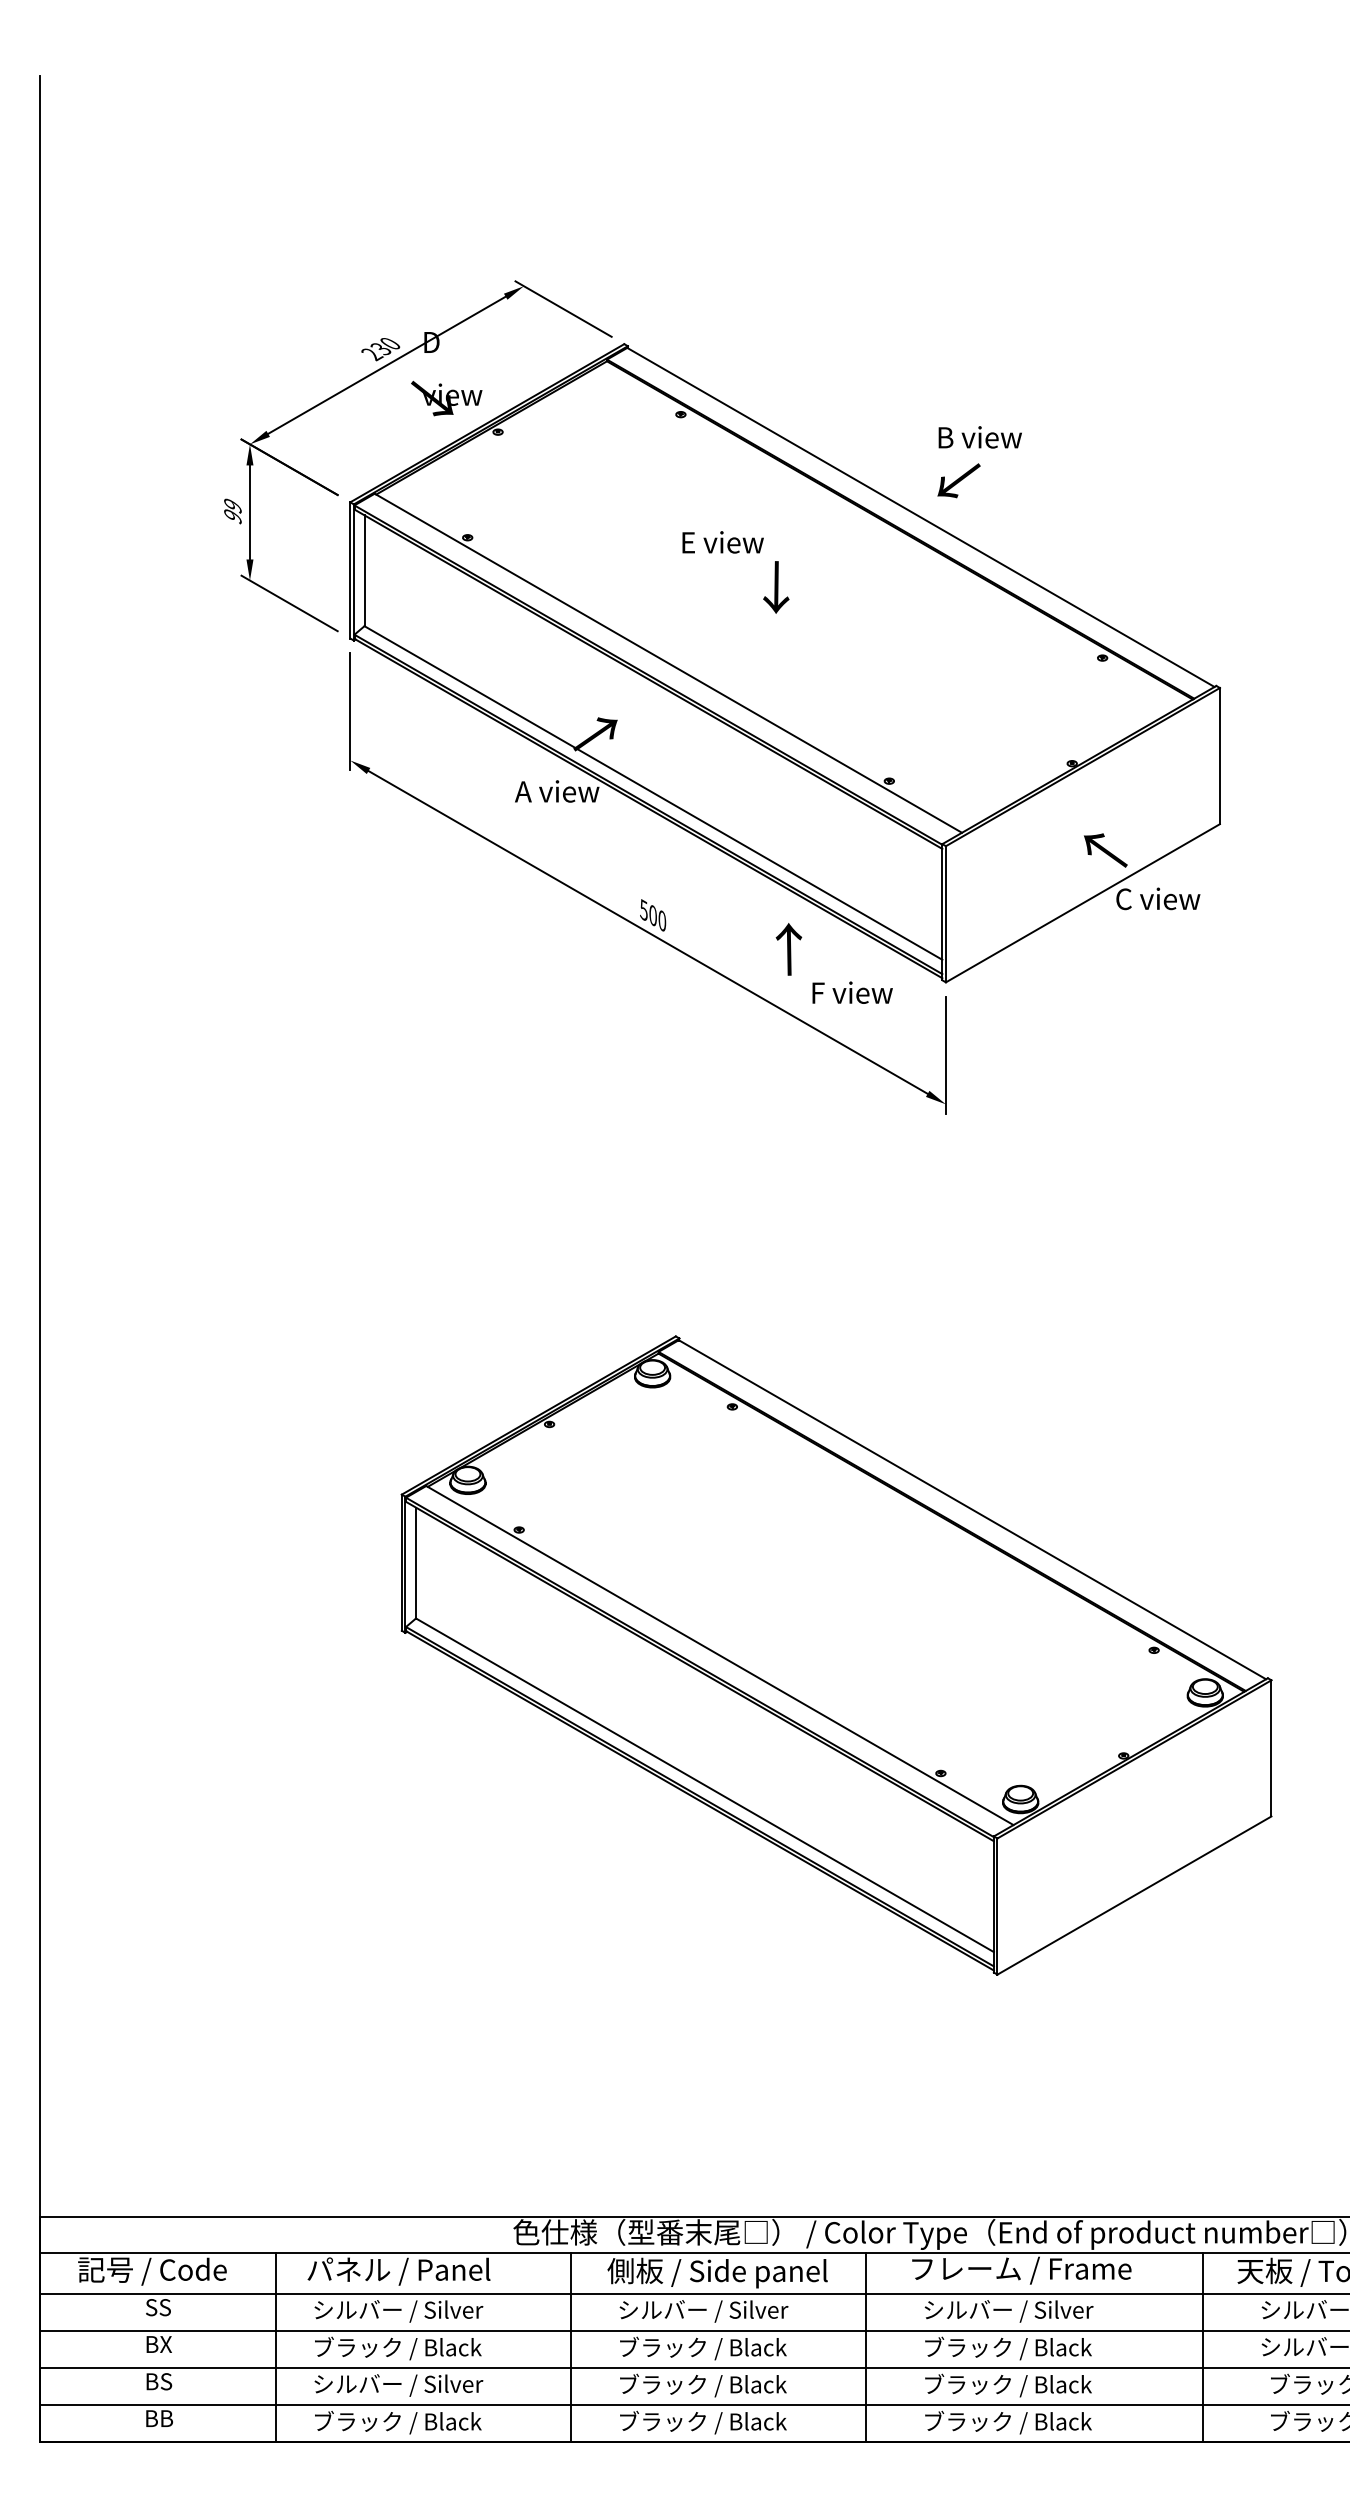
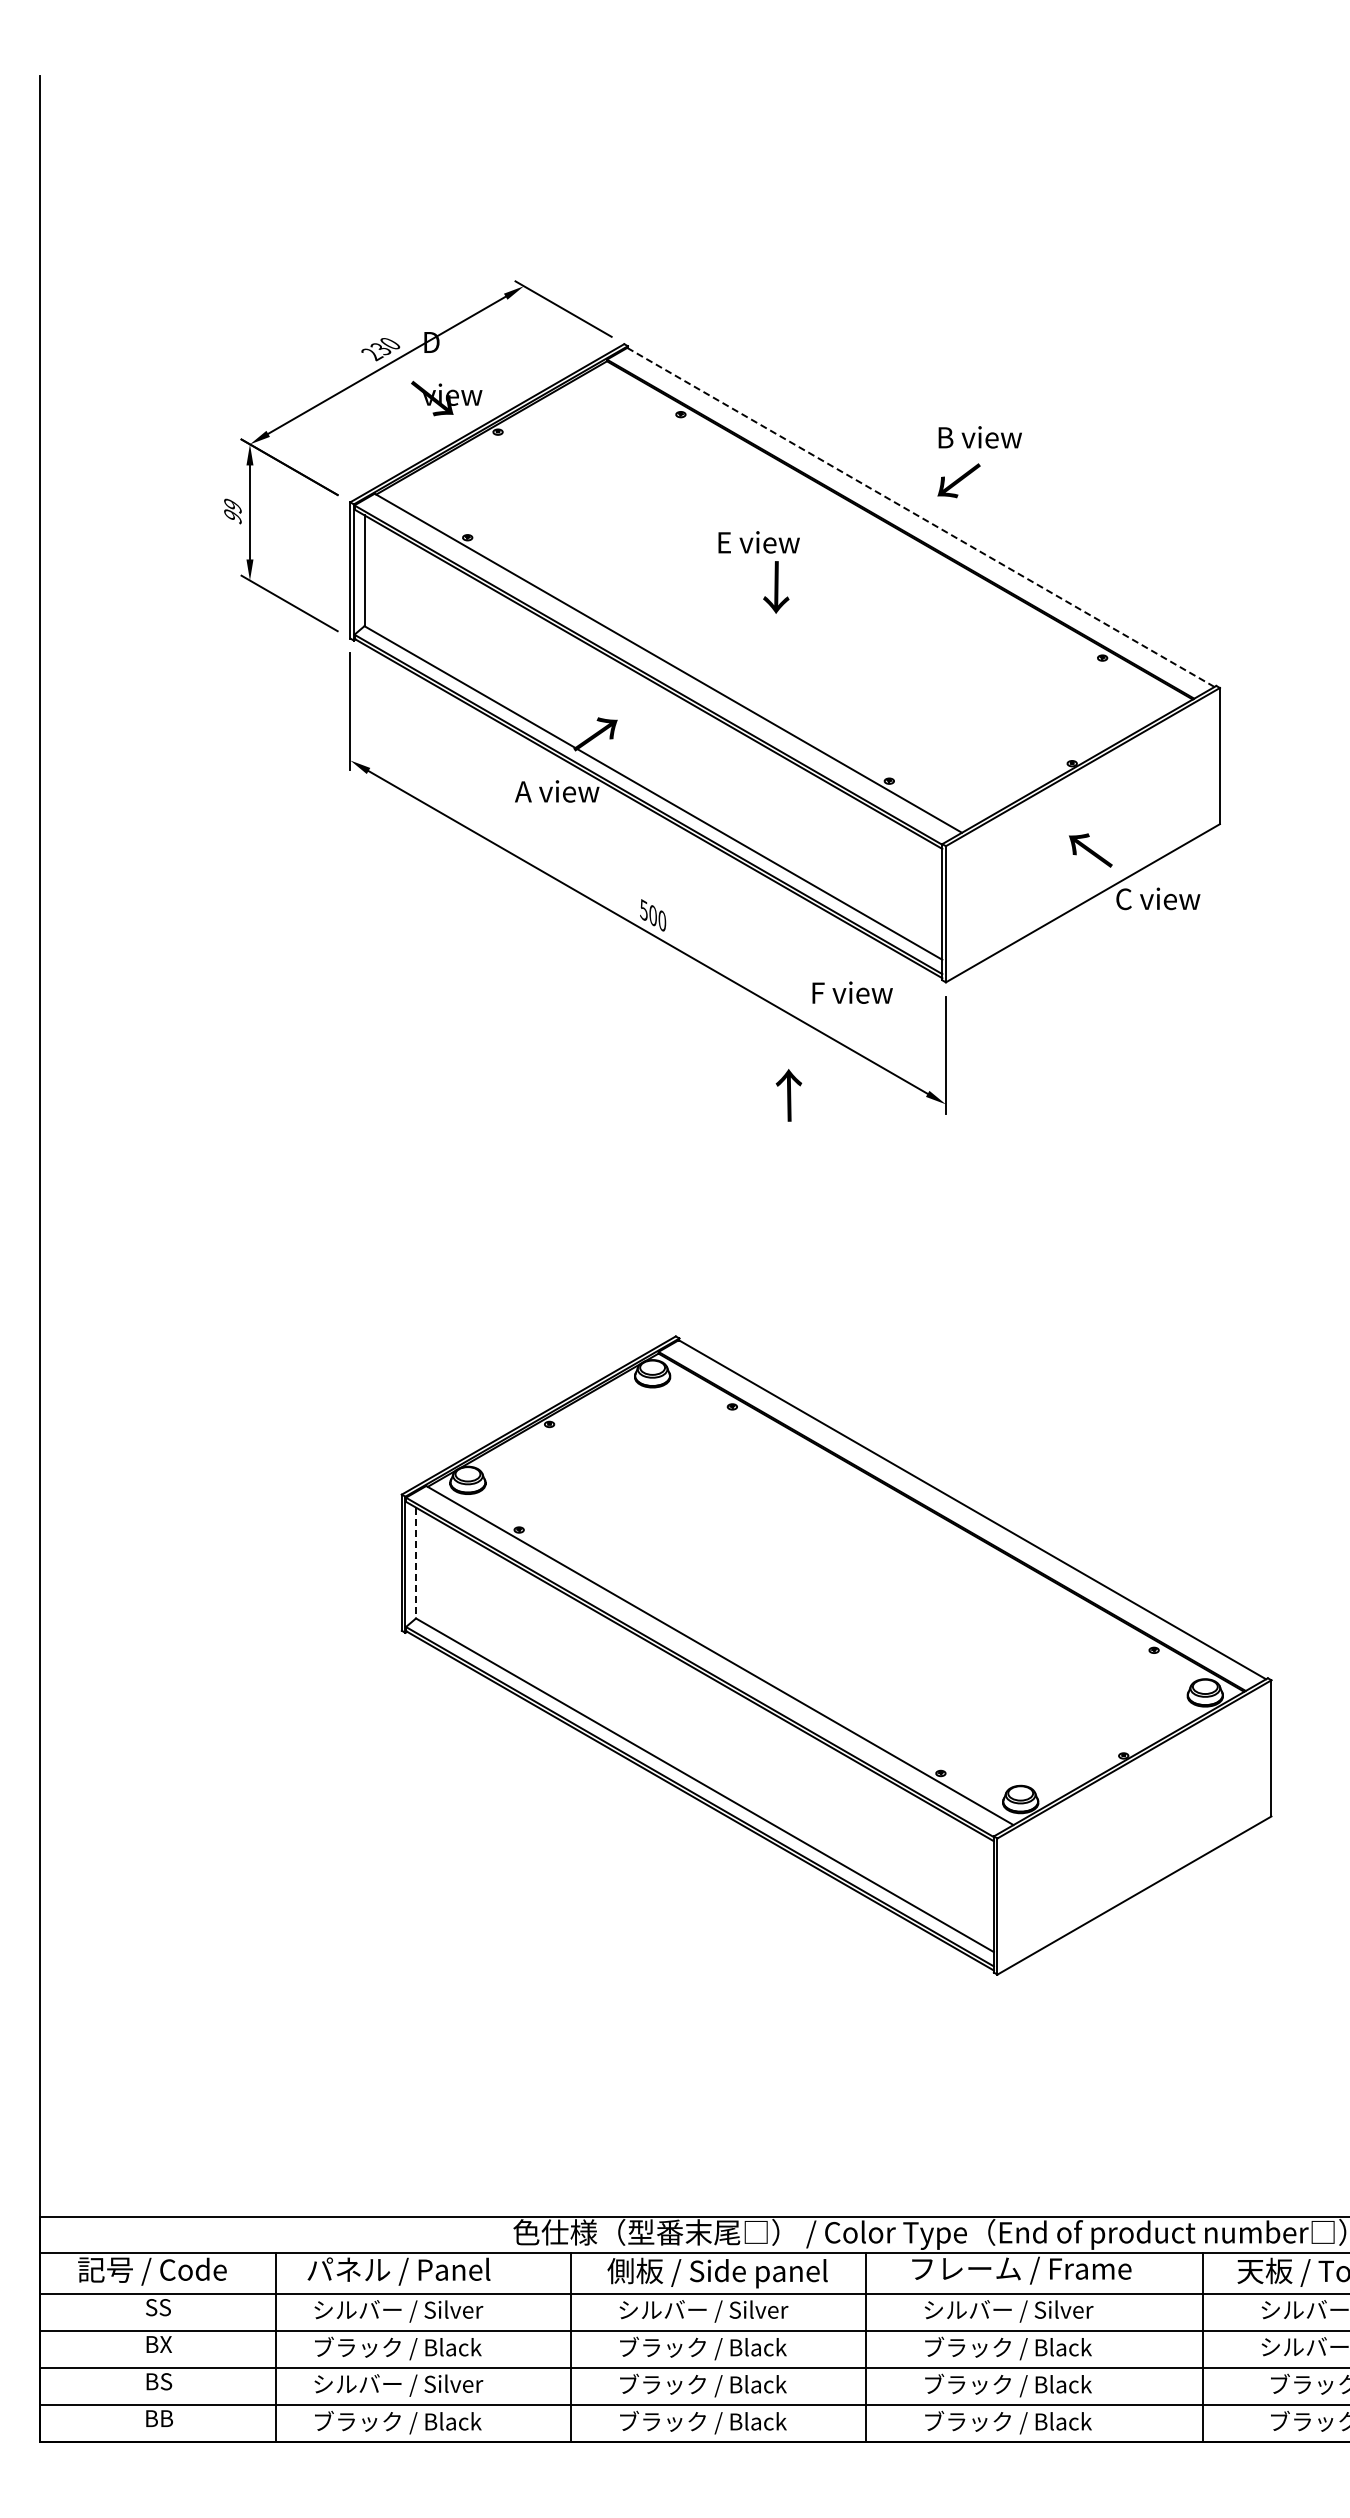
line: solid -> dashed (921, 517)
text position: (722, 542) -> (758, 542) (758, 542)
text position: (1105, 850) -> (1090, 850) (1090, 850)
text position: (788, 949) -> (788, 1095) (788, 1095)
line: solid -> dashed (416, 1563)
